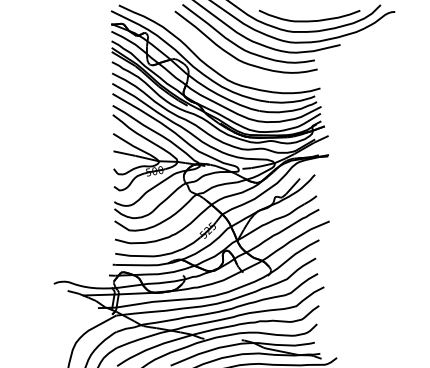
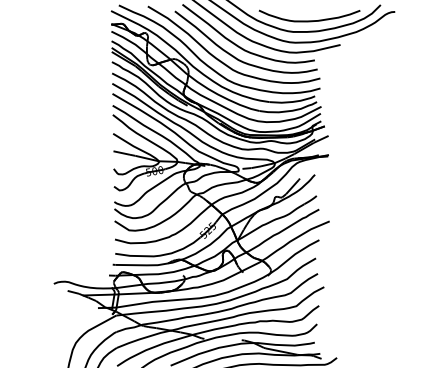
curve: none -> present (221, 60)
